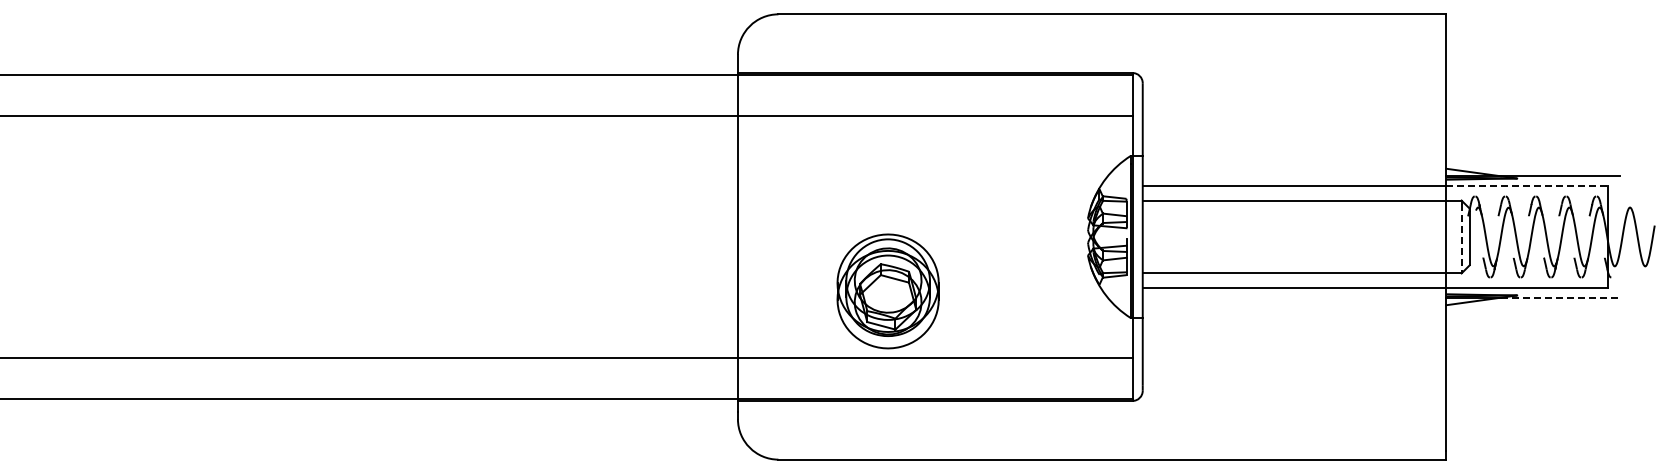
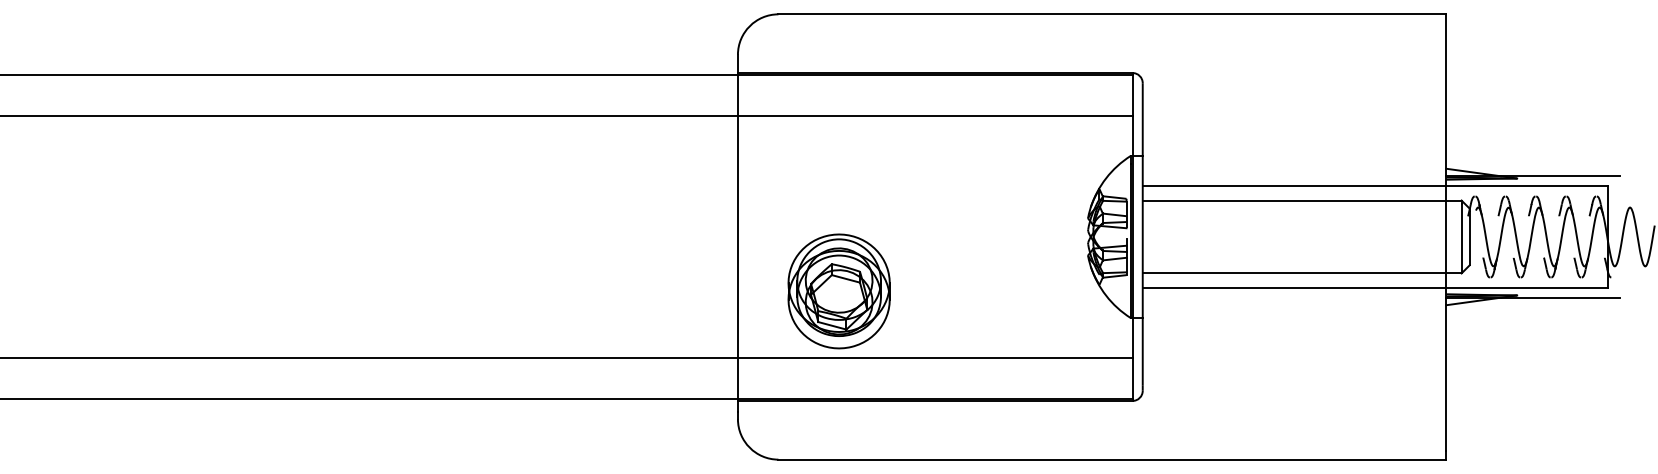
line: dashed -> solid (1527, 186)
line: dashed -> solid (1461, 238)
part position: (887, 291) -> (838, 291) (838, 291)
line: dashed -> solid (1560, 297)
